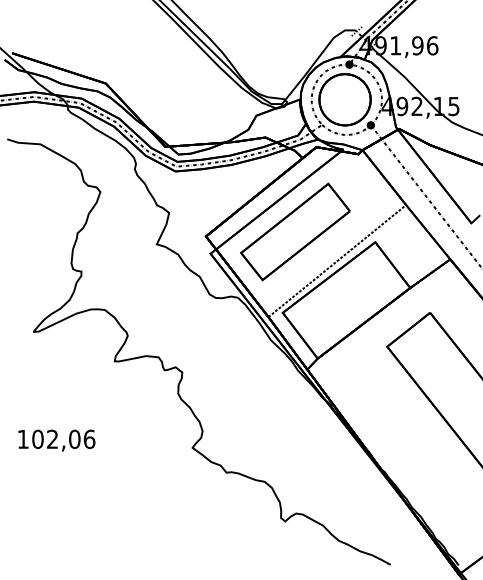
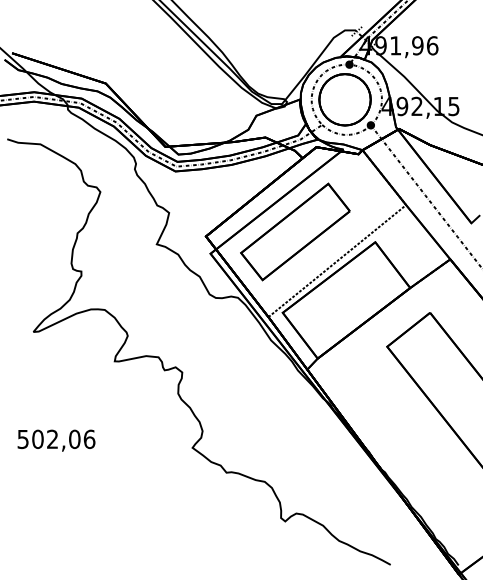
text: 102,06 -> 502,06 (22, 439)
